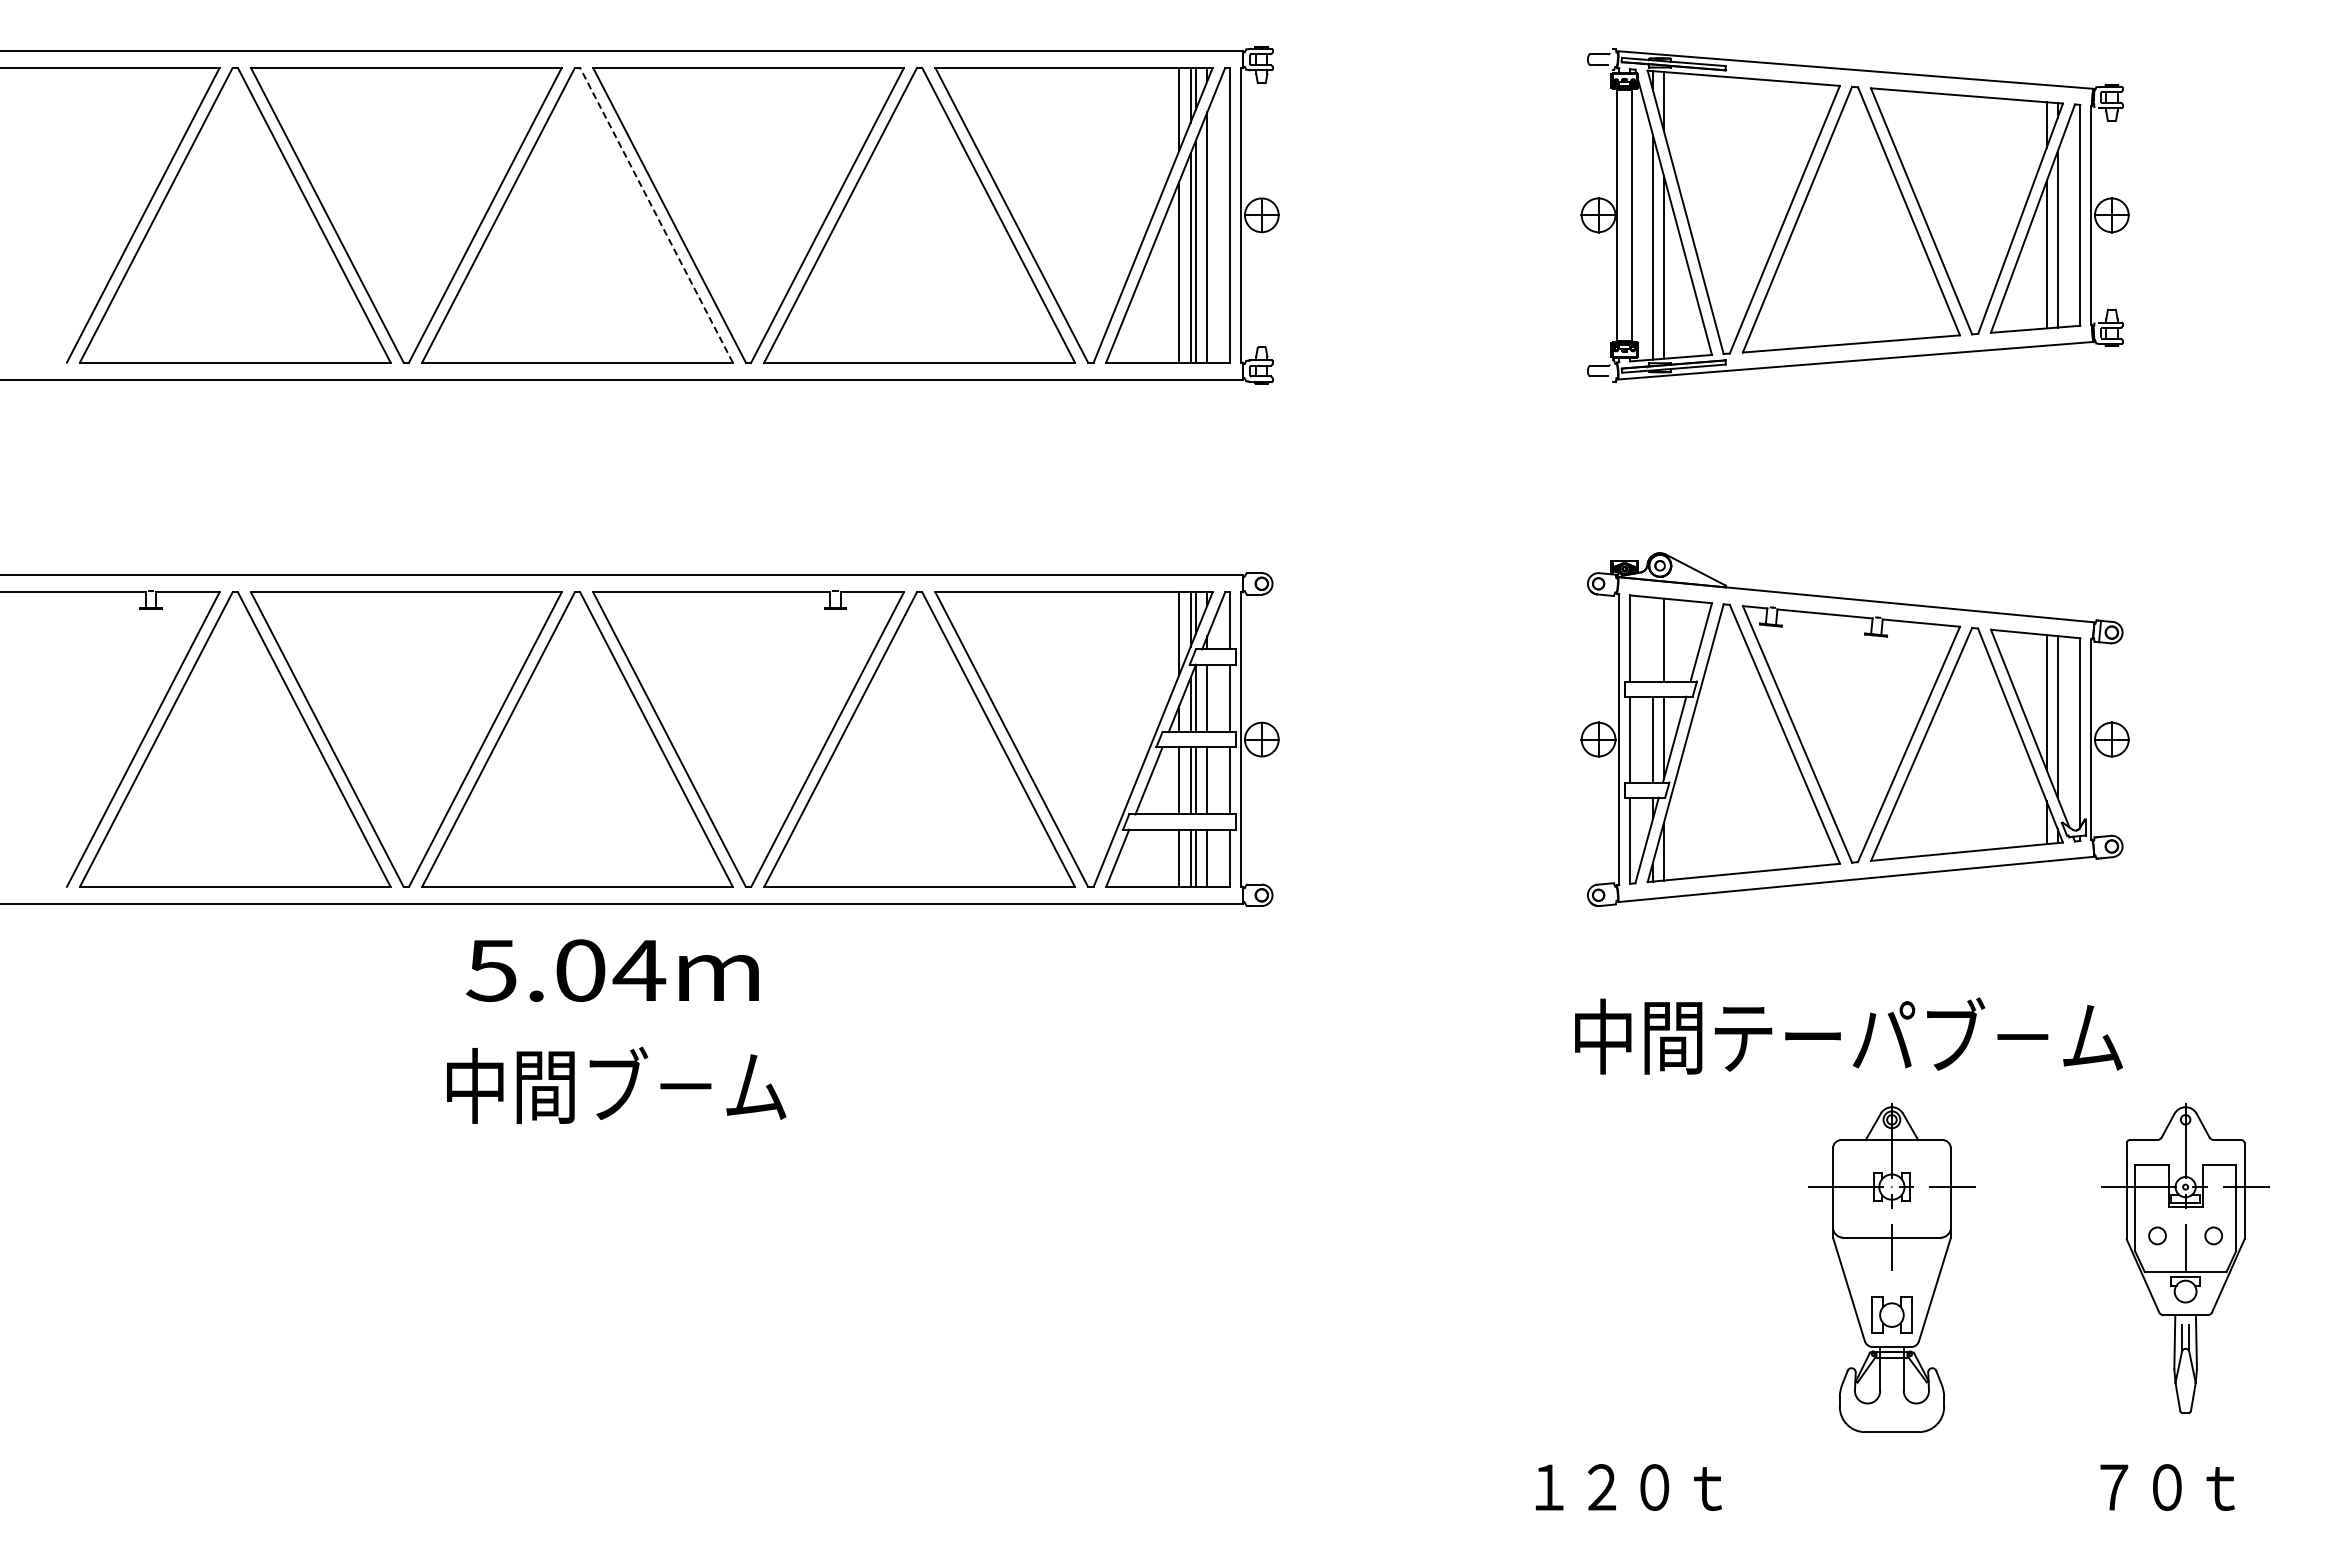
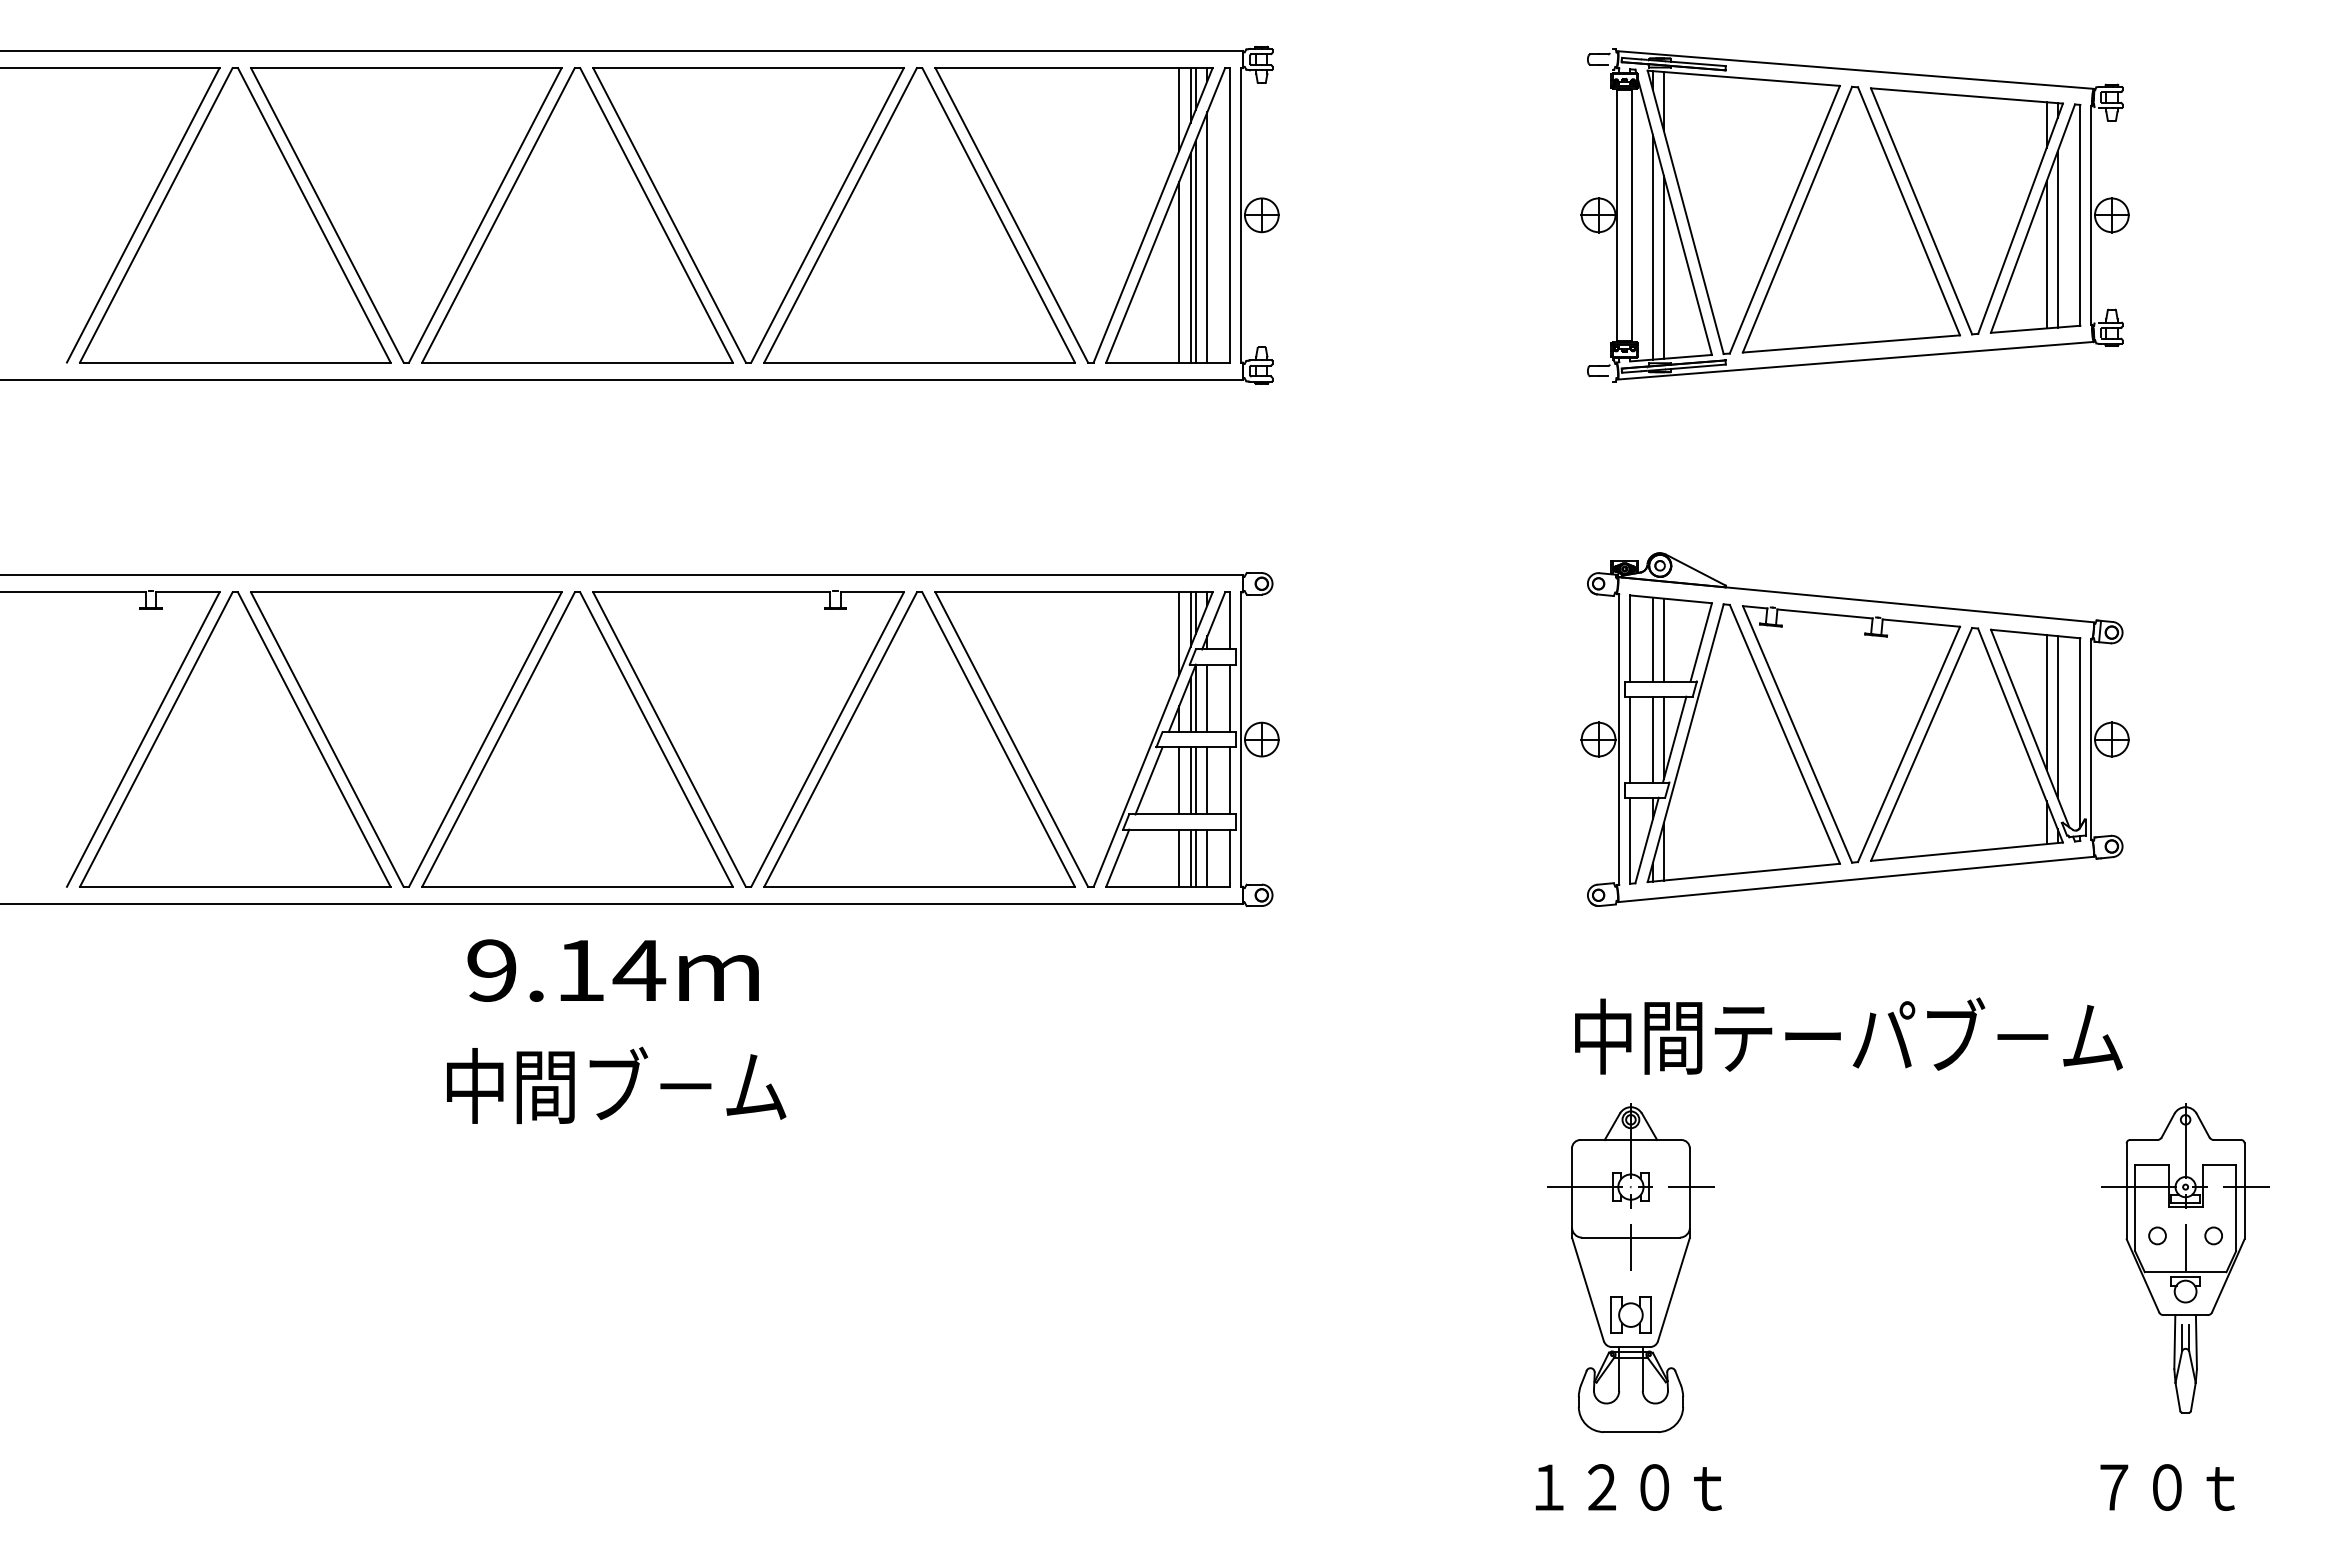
line: dashed -> solid (656, 215)
line: none -> present (1652, 639)
text: 5.04m -> 9.14m (535, 970)
part position: (1891, 1267) -> (1630, 1267) (1630, 1267)
